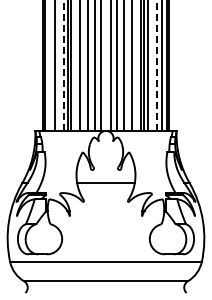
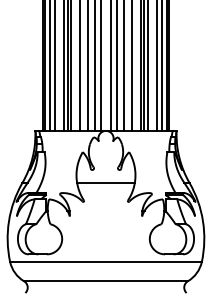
line: dashed -> solid (63, 65)
line: dashed -> solid (156, 65)
line: none -> present (50, 66)
